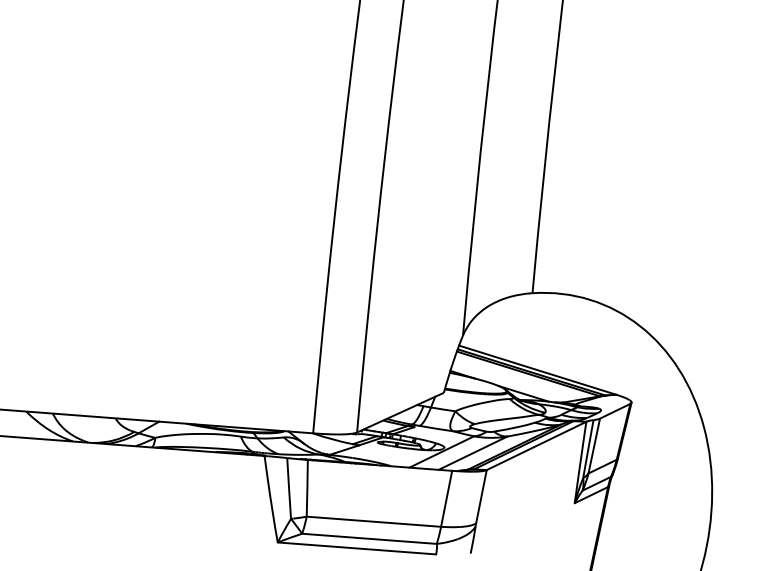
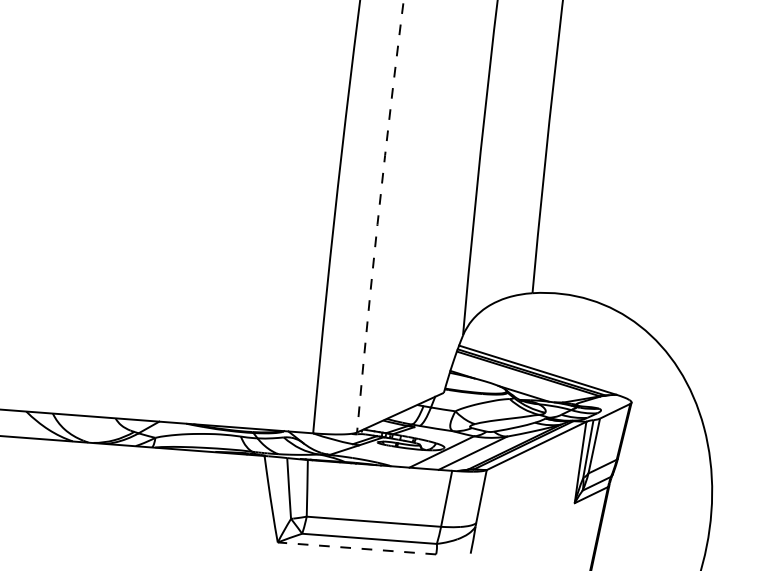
arc: solid -> dashed (378, 216)
line: solid -> dashed (356, 548)
